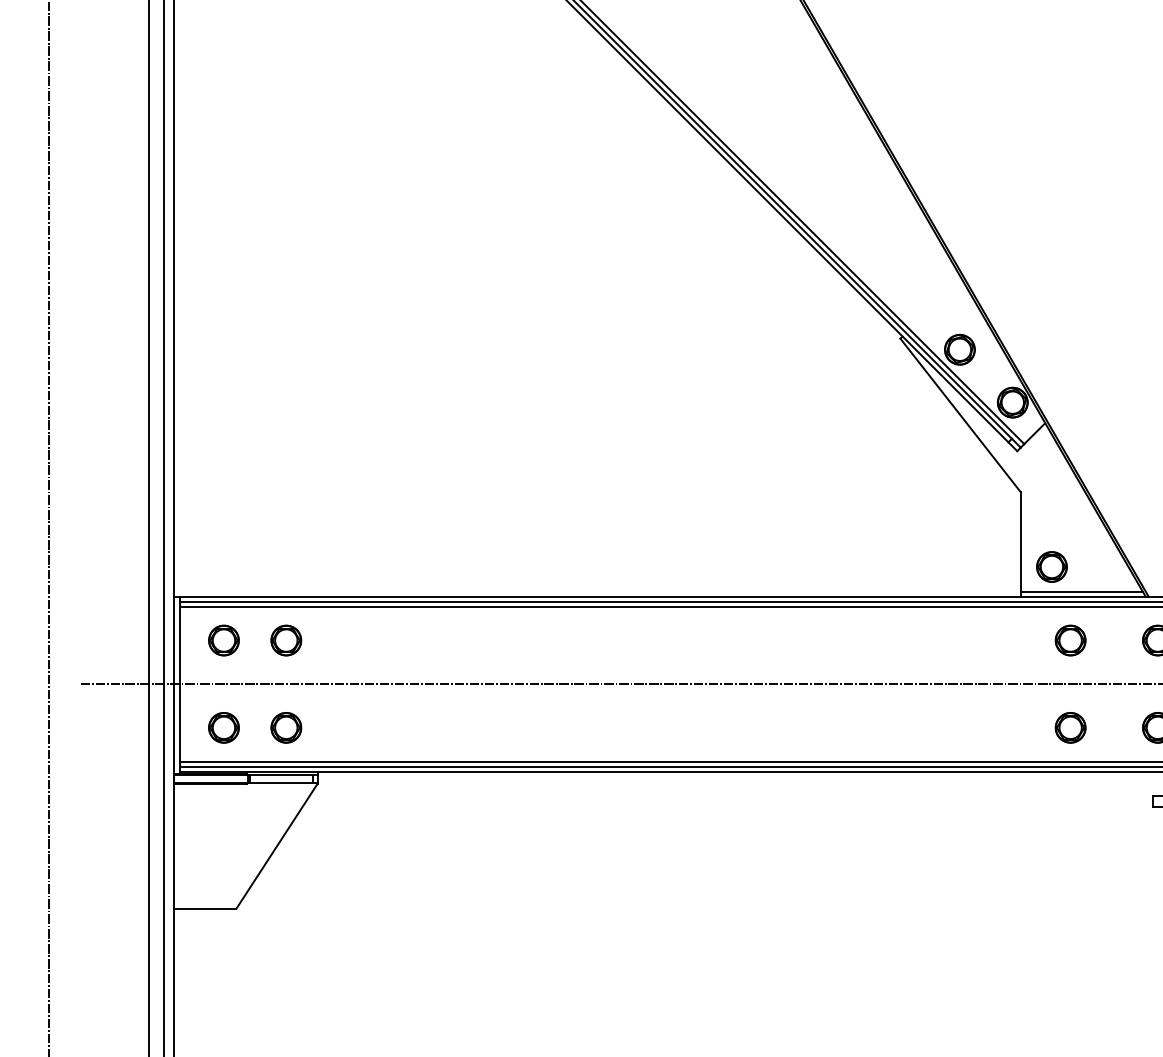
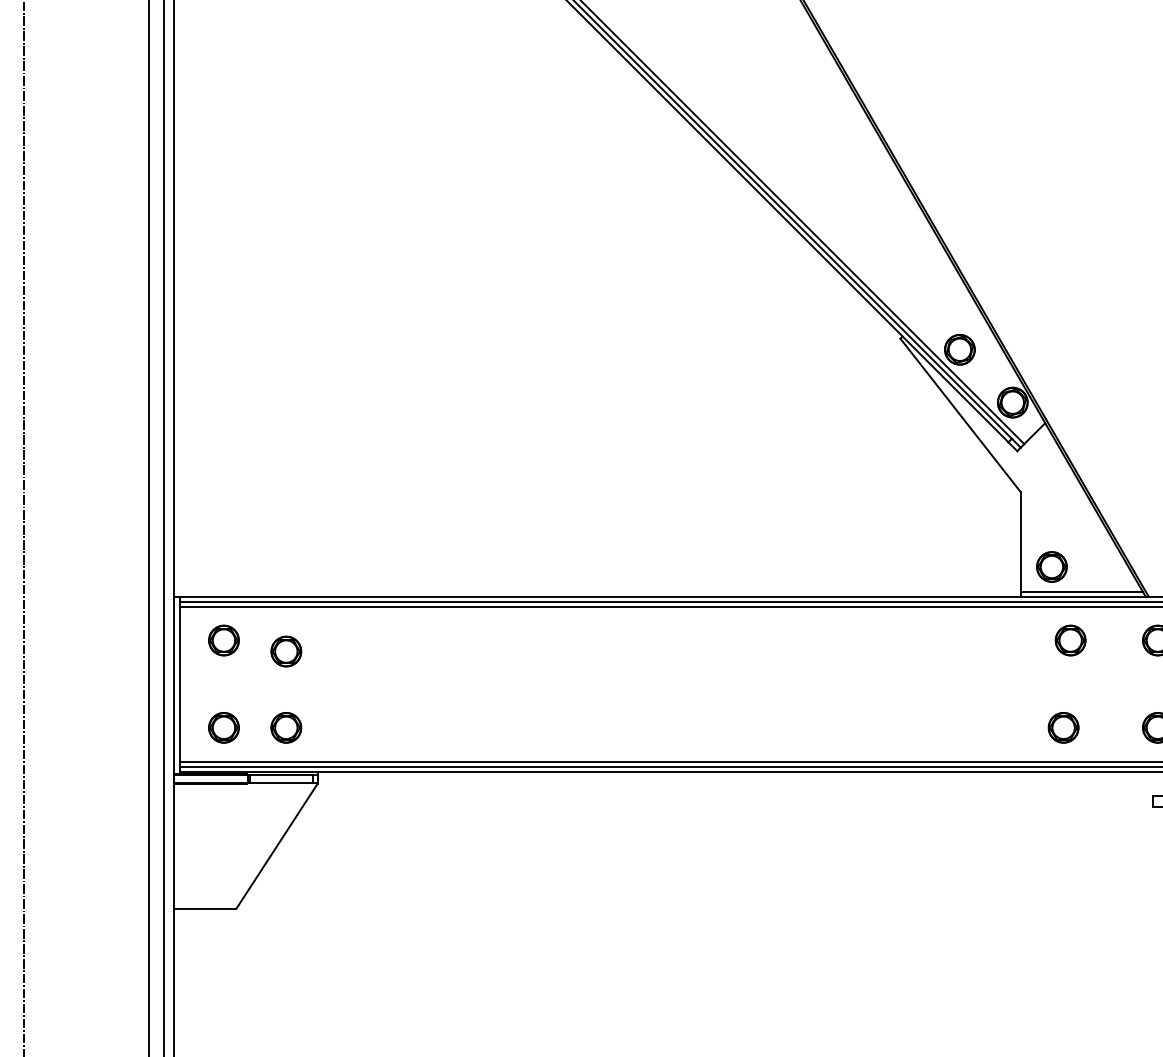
line position: (49, 527) -> (24, 527) (24, 527)
part position: (286, 640) -> (286, 651) (286, 651)
line: present -> none (619, 684)
part position: (1070, 727) -> (1063, 727) (1063, 727)
